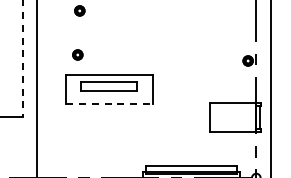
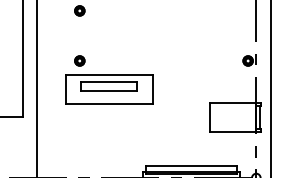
part position: (77, 54) -> (79, 60) (79, 60)
line: dashed -> solid (22, 58)
line: dashed -> solid (110, 104)
